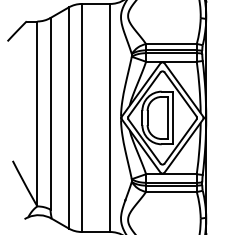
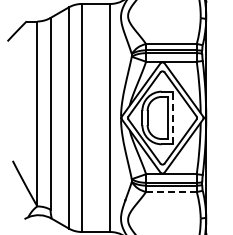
line: solid -> dashed (173, 117)
line: solid -> dashed (170, 191)
